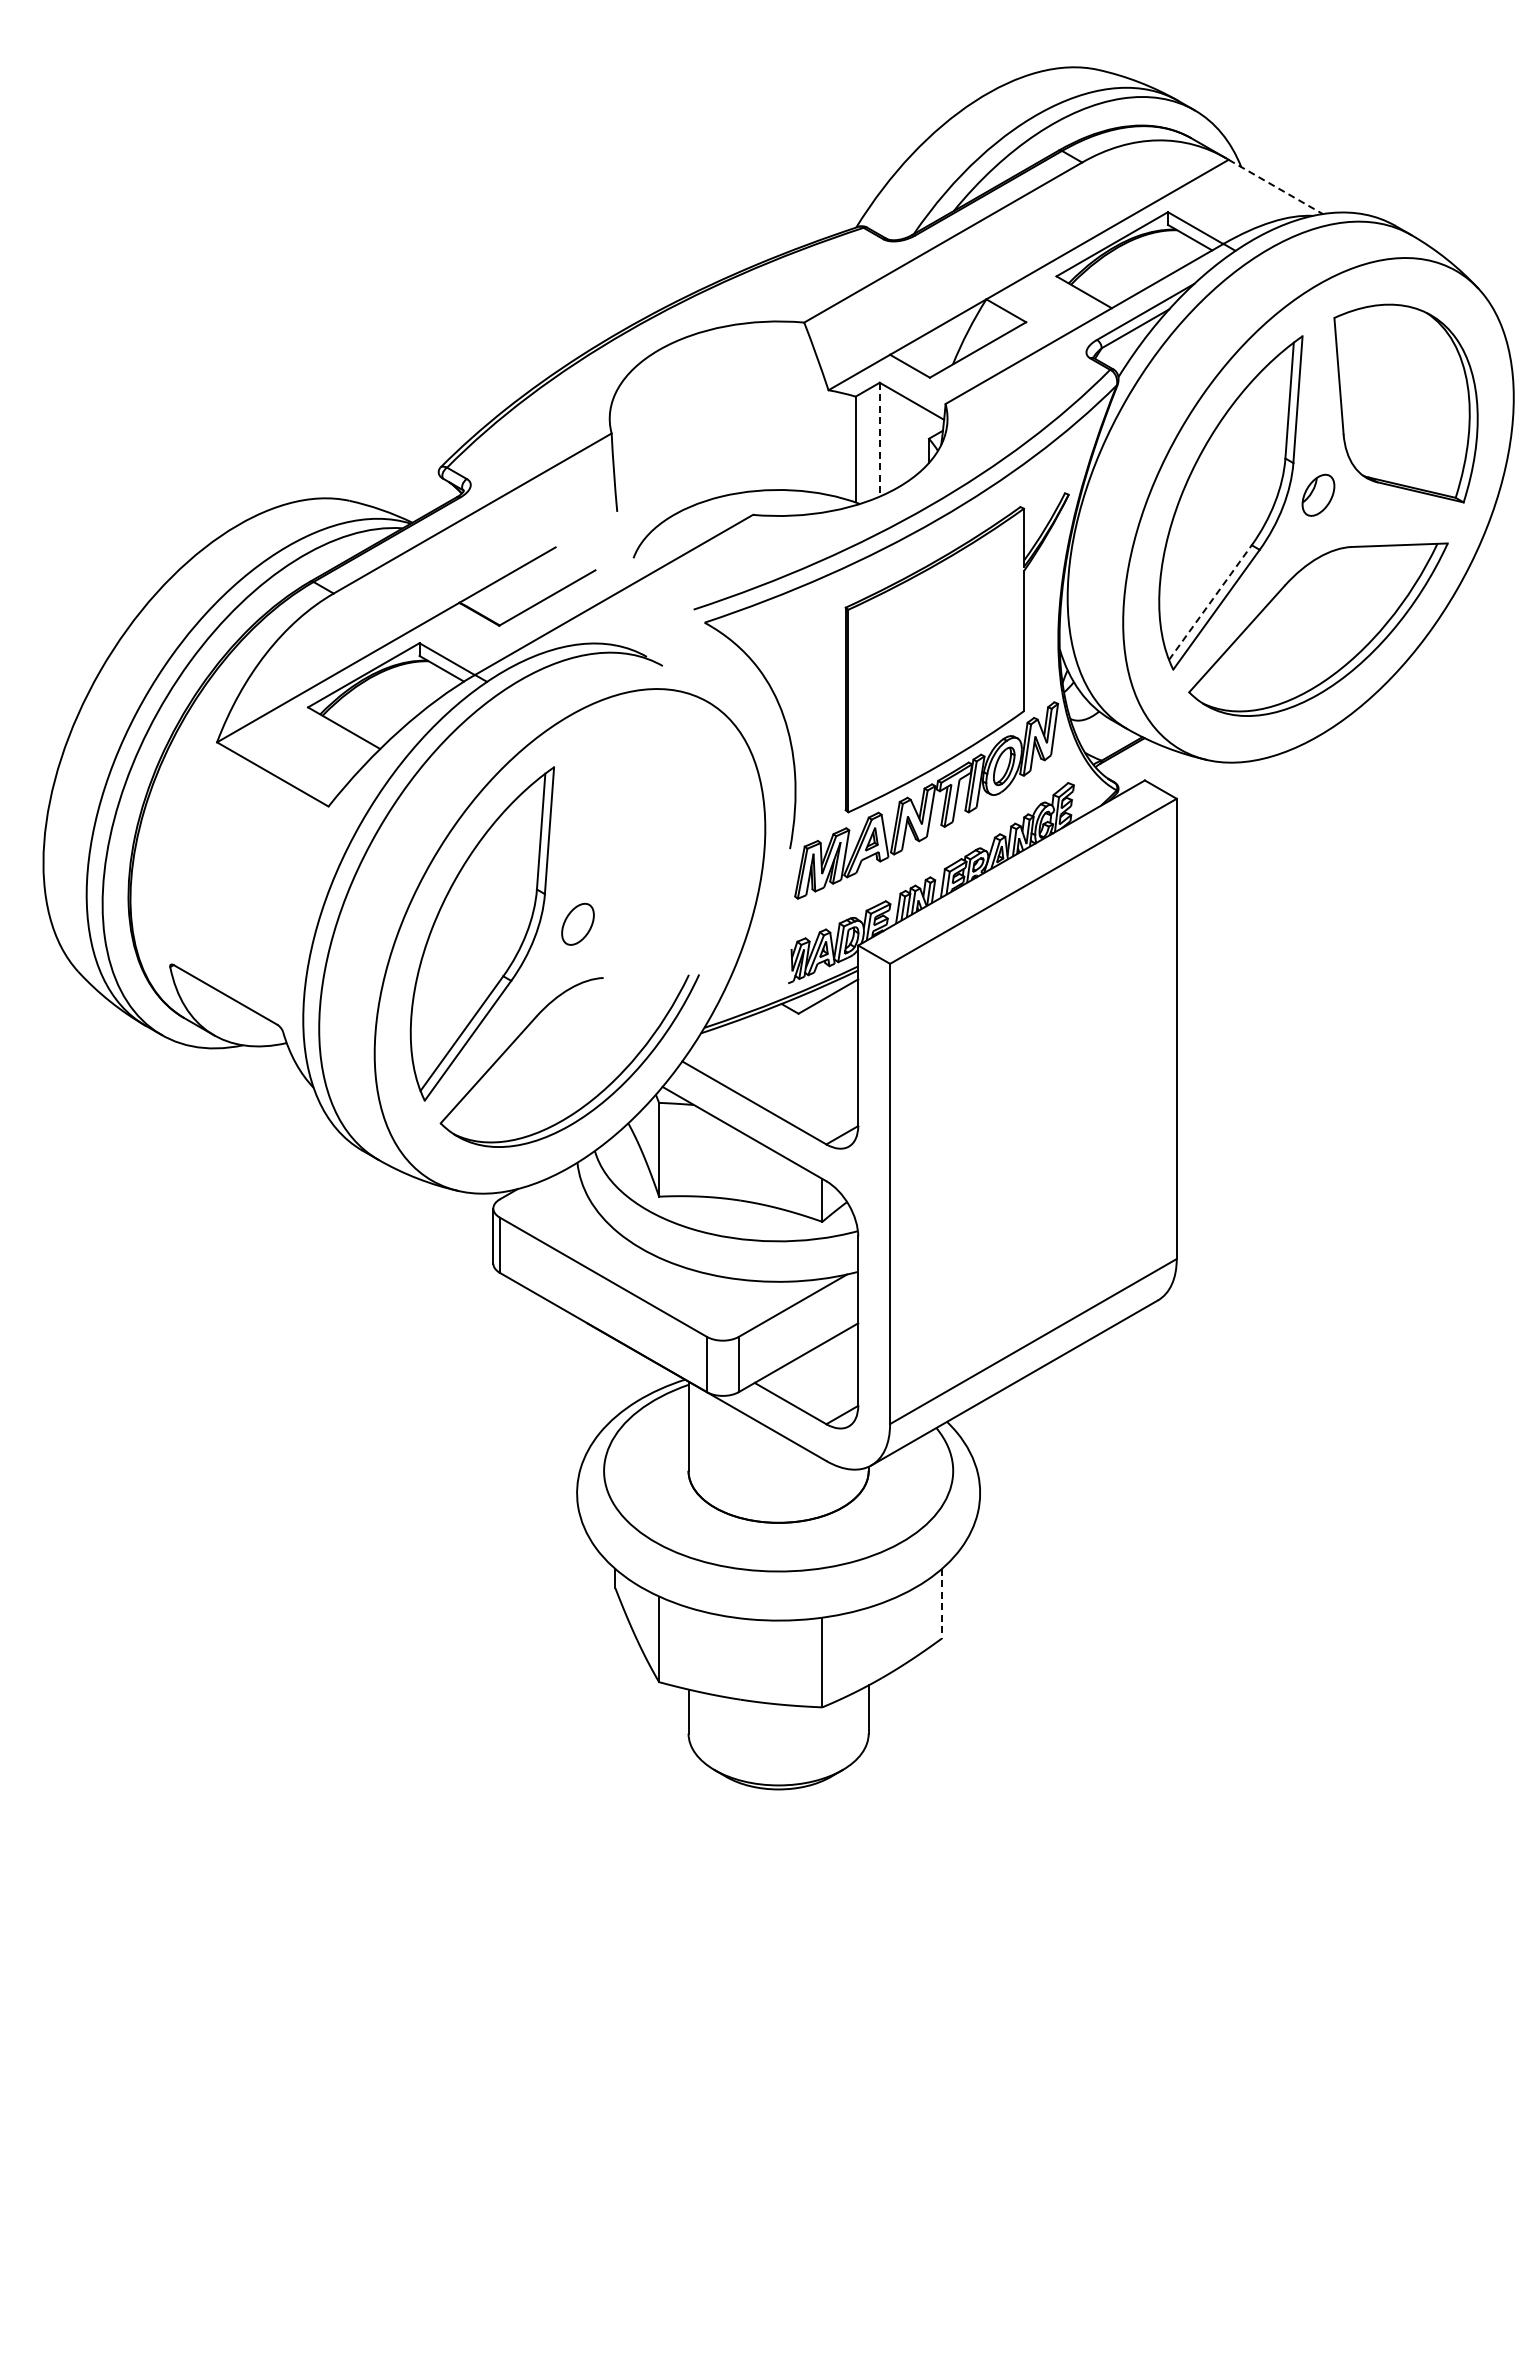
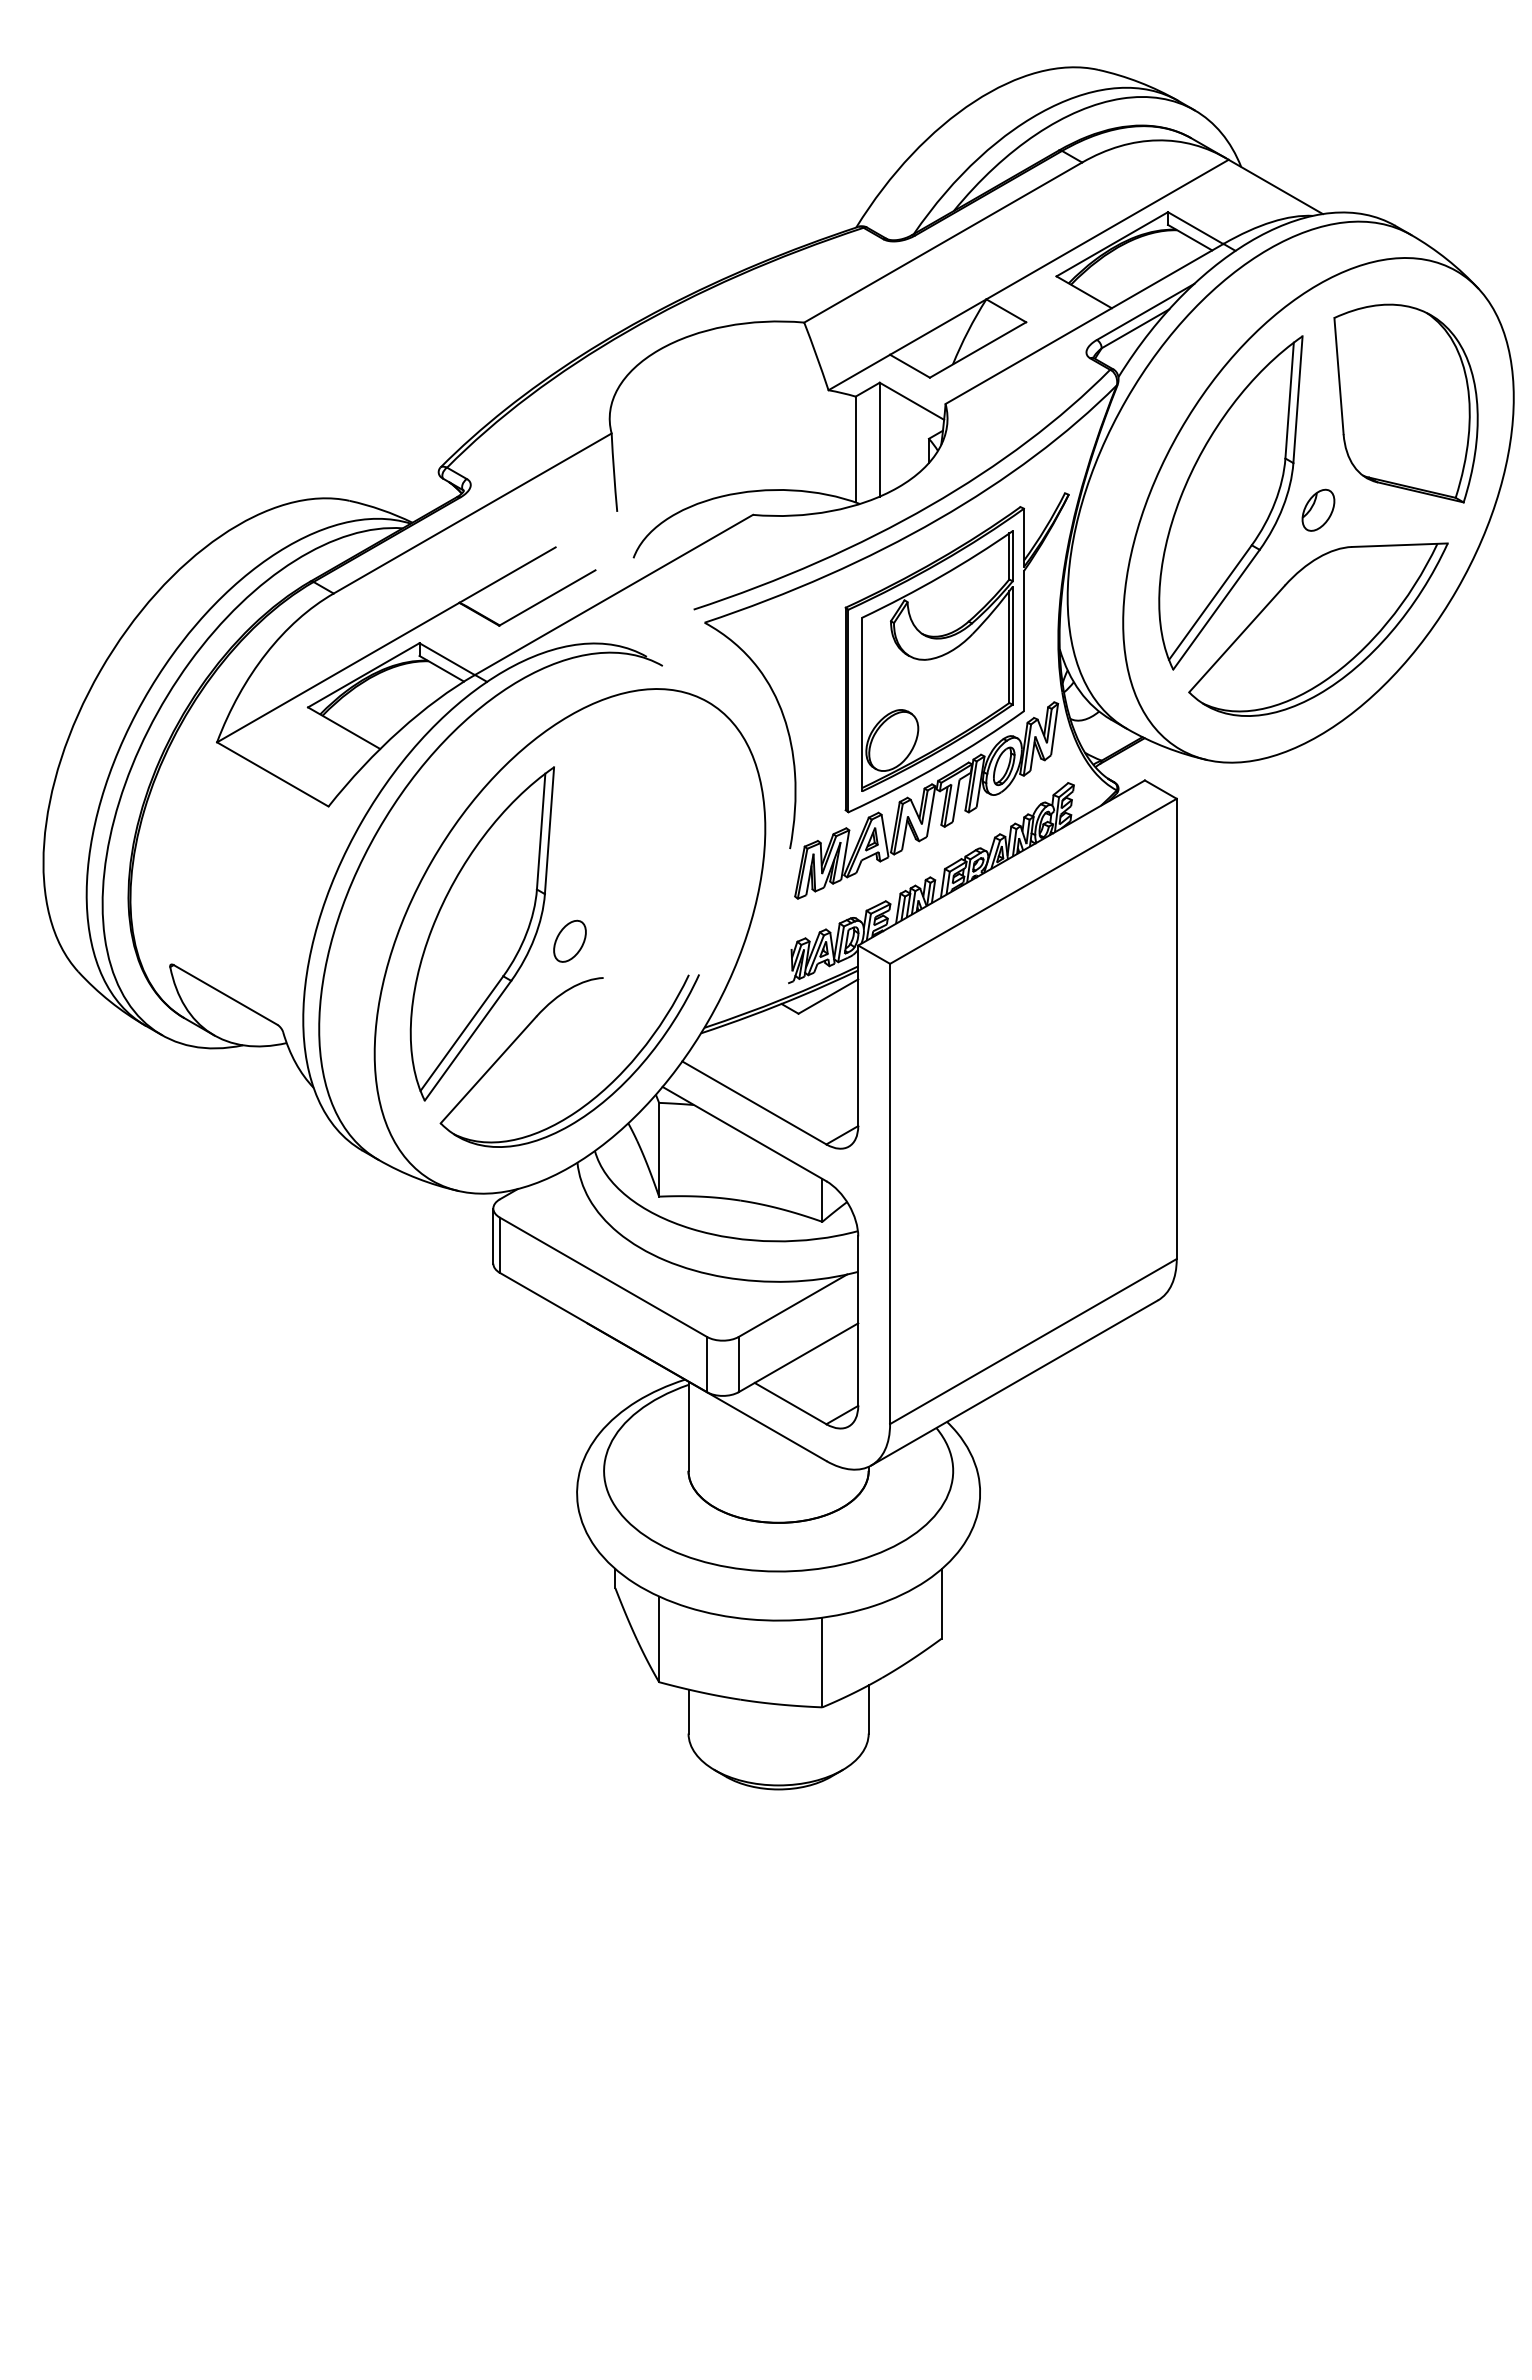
line: dashed -> solid (1276, 187)
line: dashed -> solid (879, 439)
part position: (1318, 494) -> (1318, 509) (1318, 509)
line: dashed -> solid (1210, 602)
part: none -> present (937, 660)
part position: (577, 923) -> (569, 940) (569, 940)
line: dashed -> solid (941, 1603)
